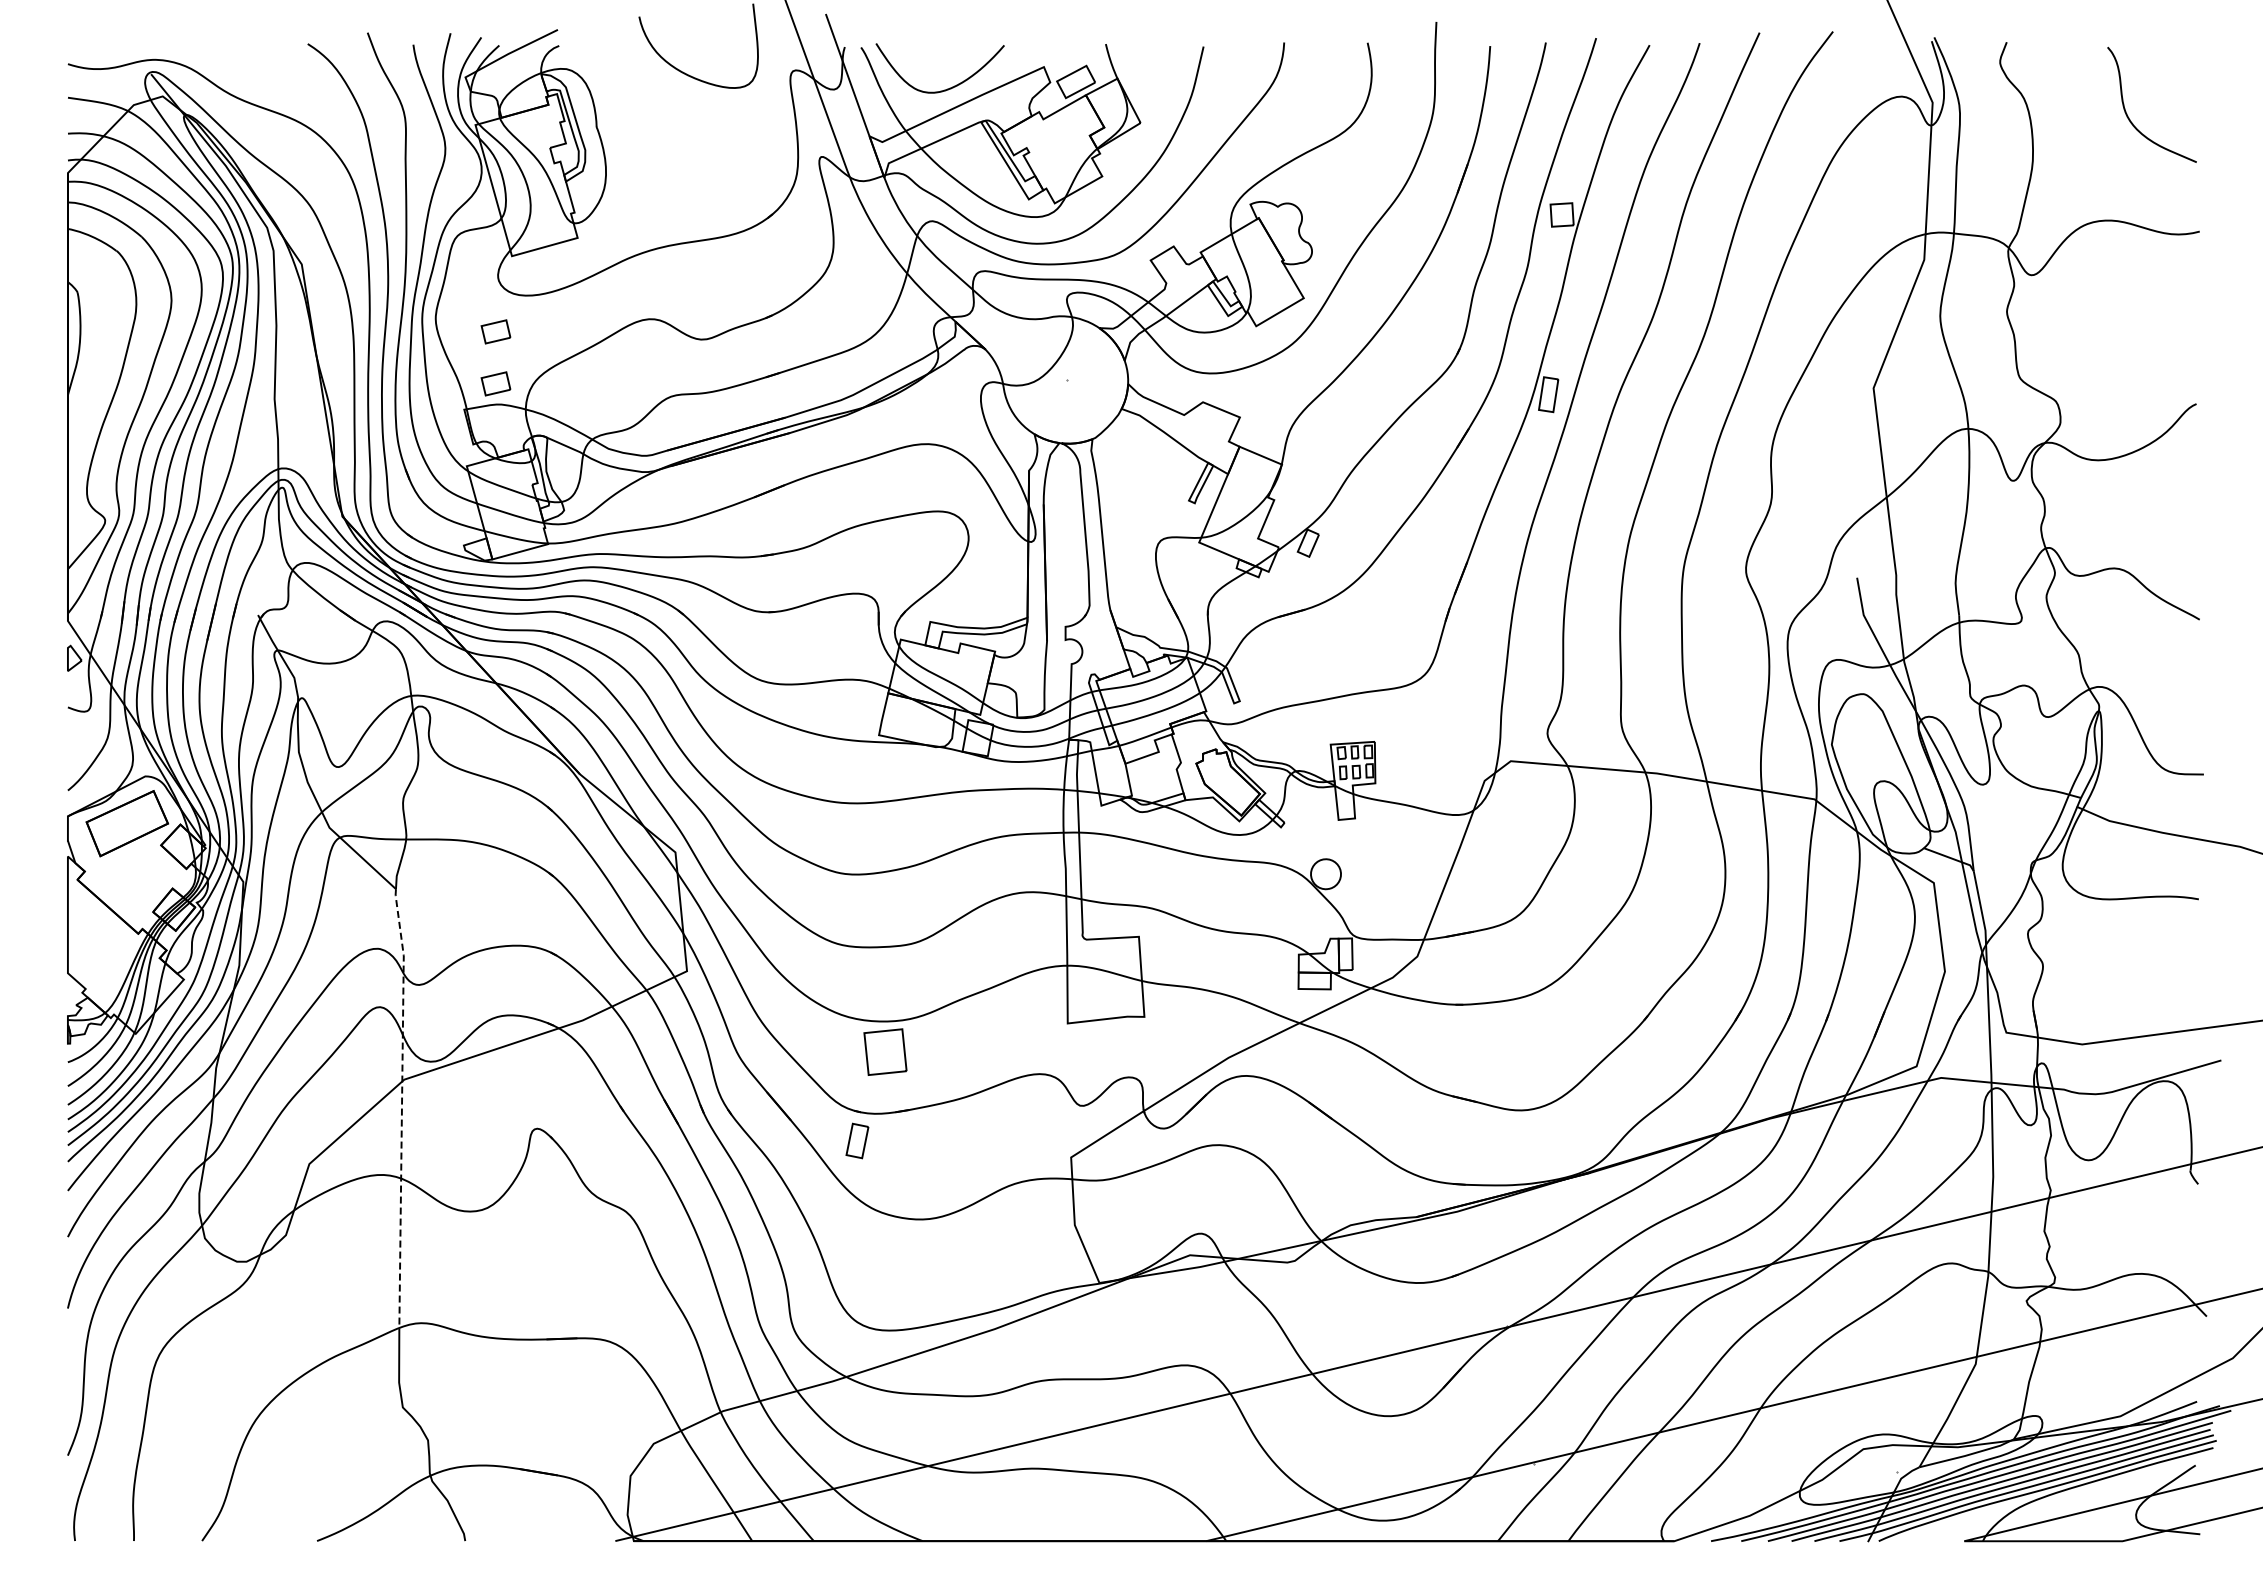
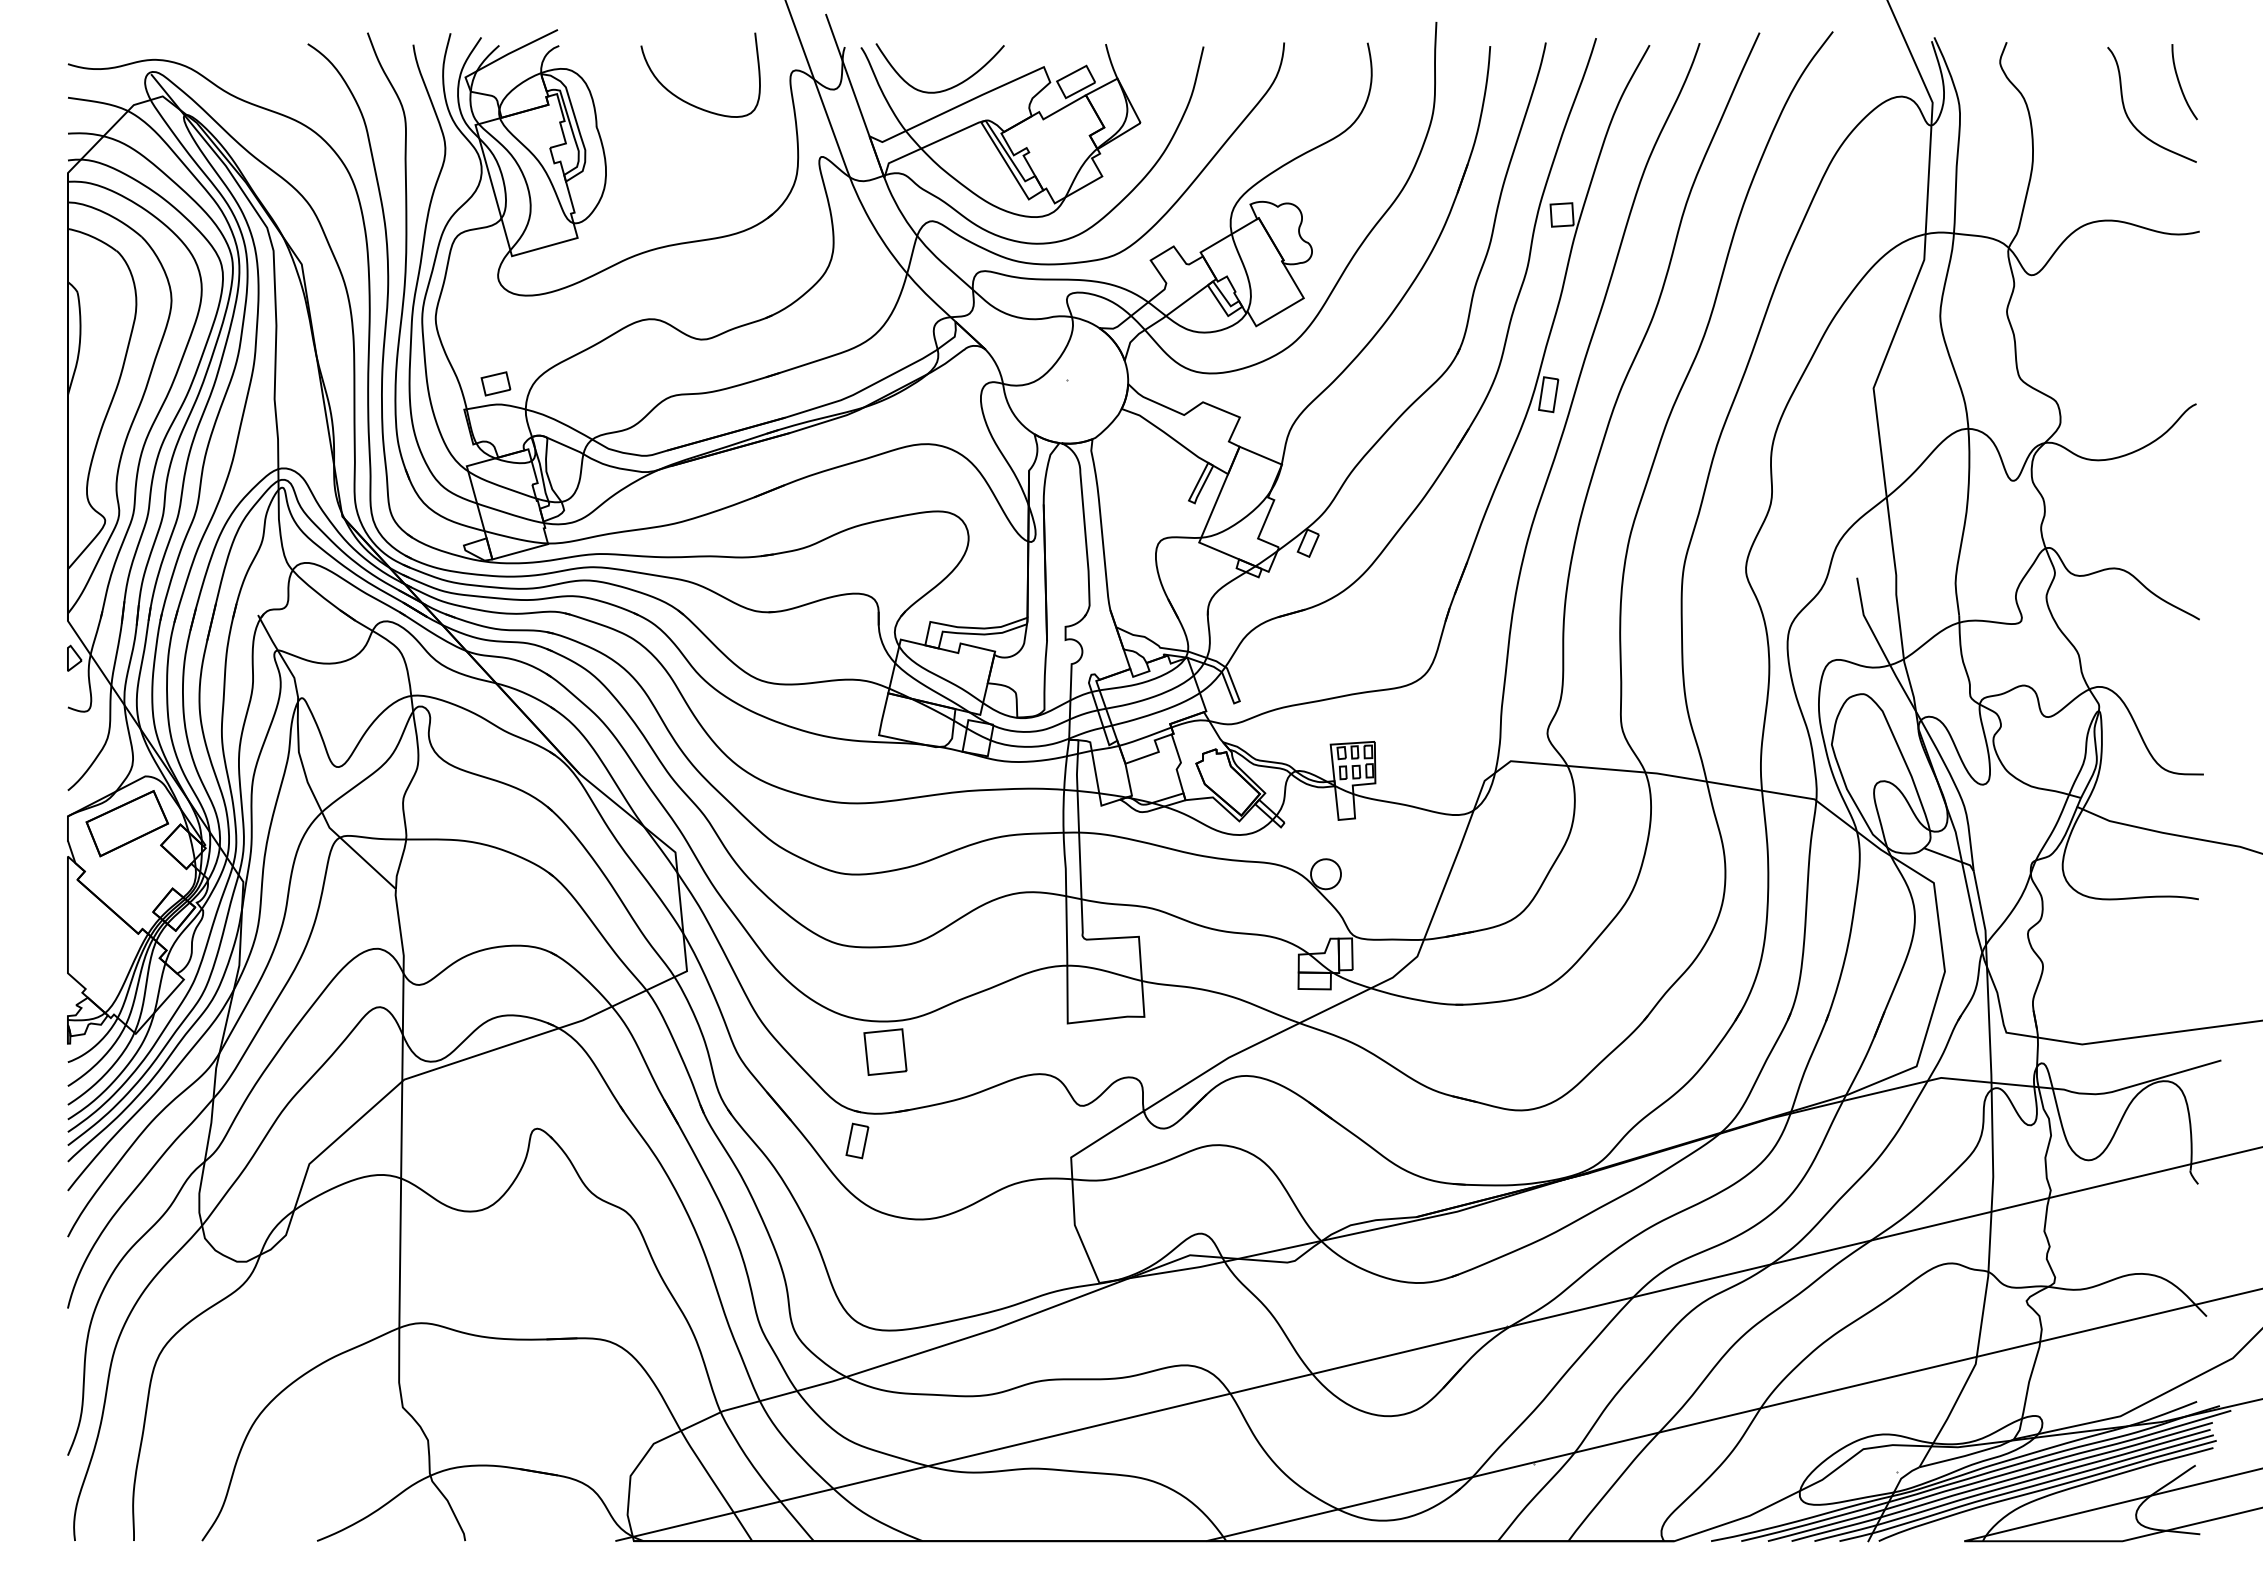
curve position: (683, 71) -> (685, 100) (685, 100)
curve: none -> present (2180, 83)
part: present -> none (495, 331)
line: dashed -> solid (401, 1107)
